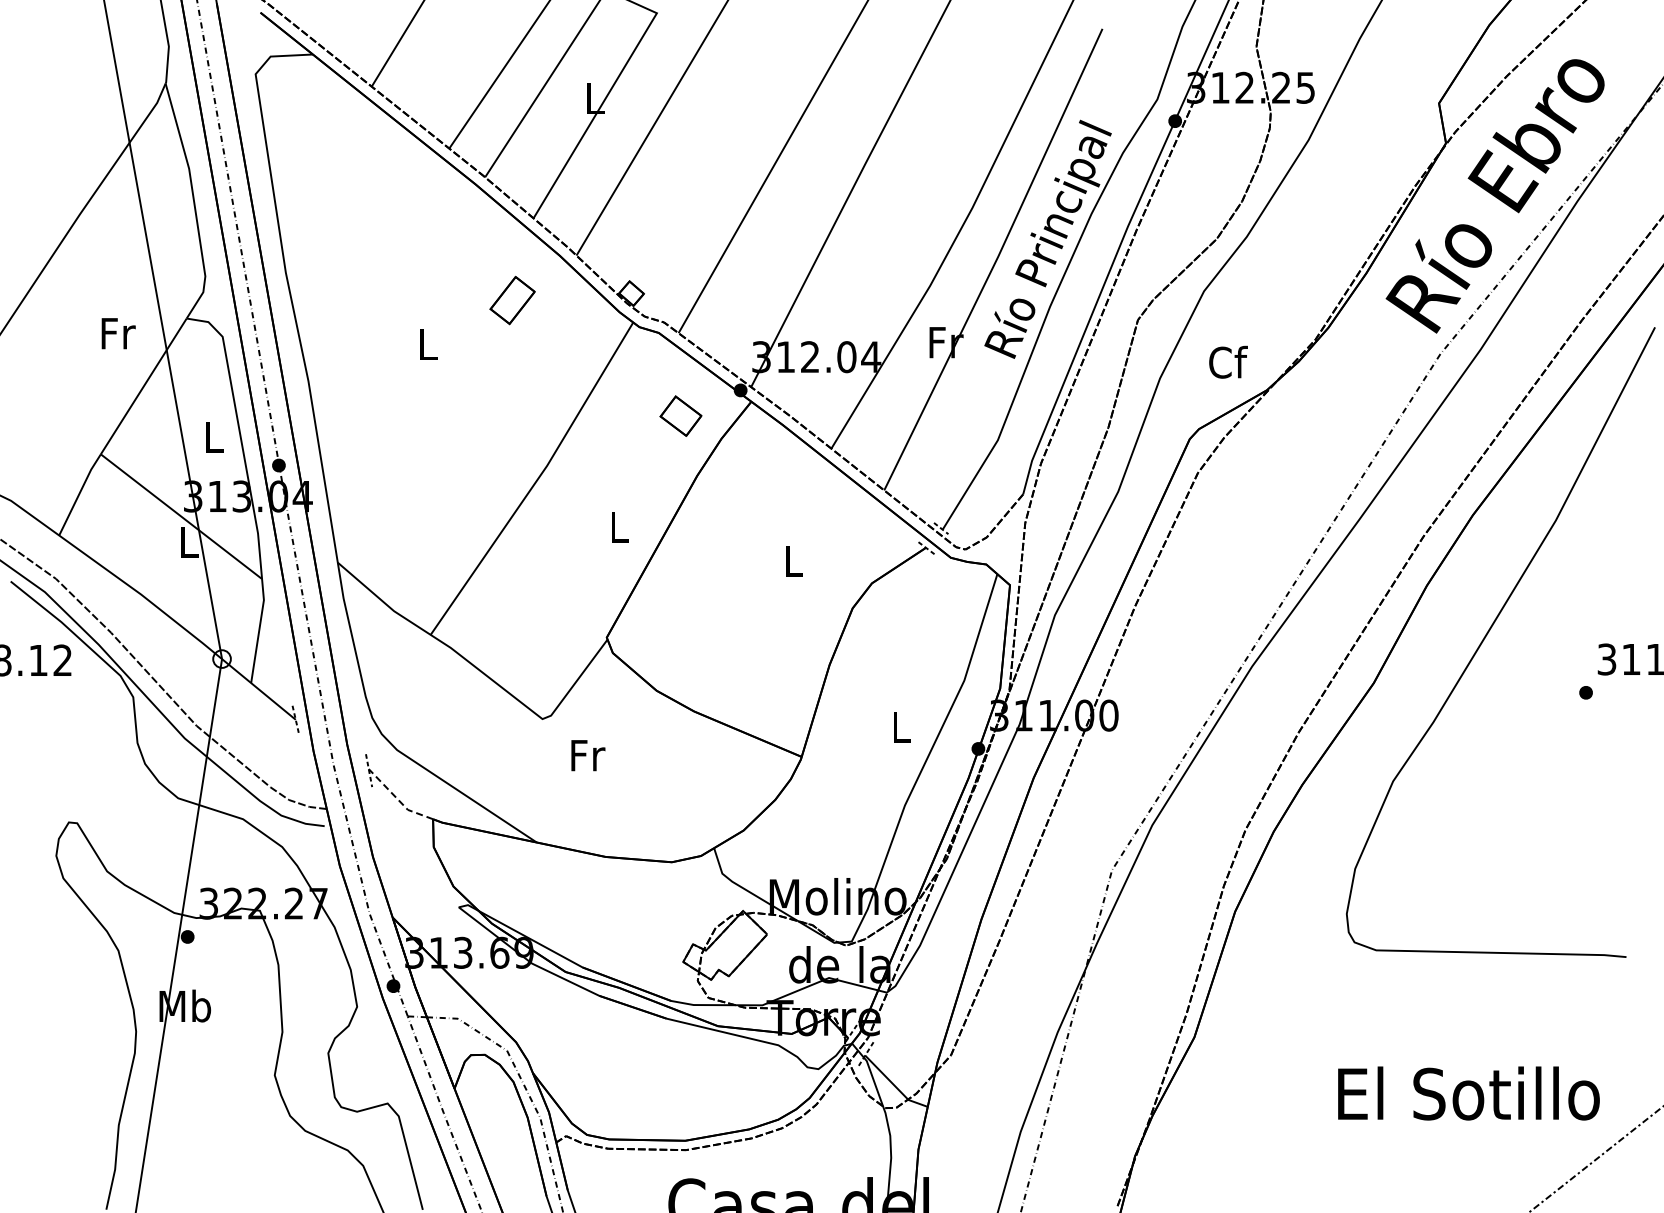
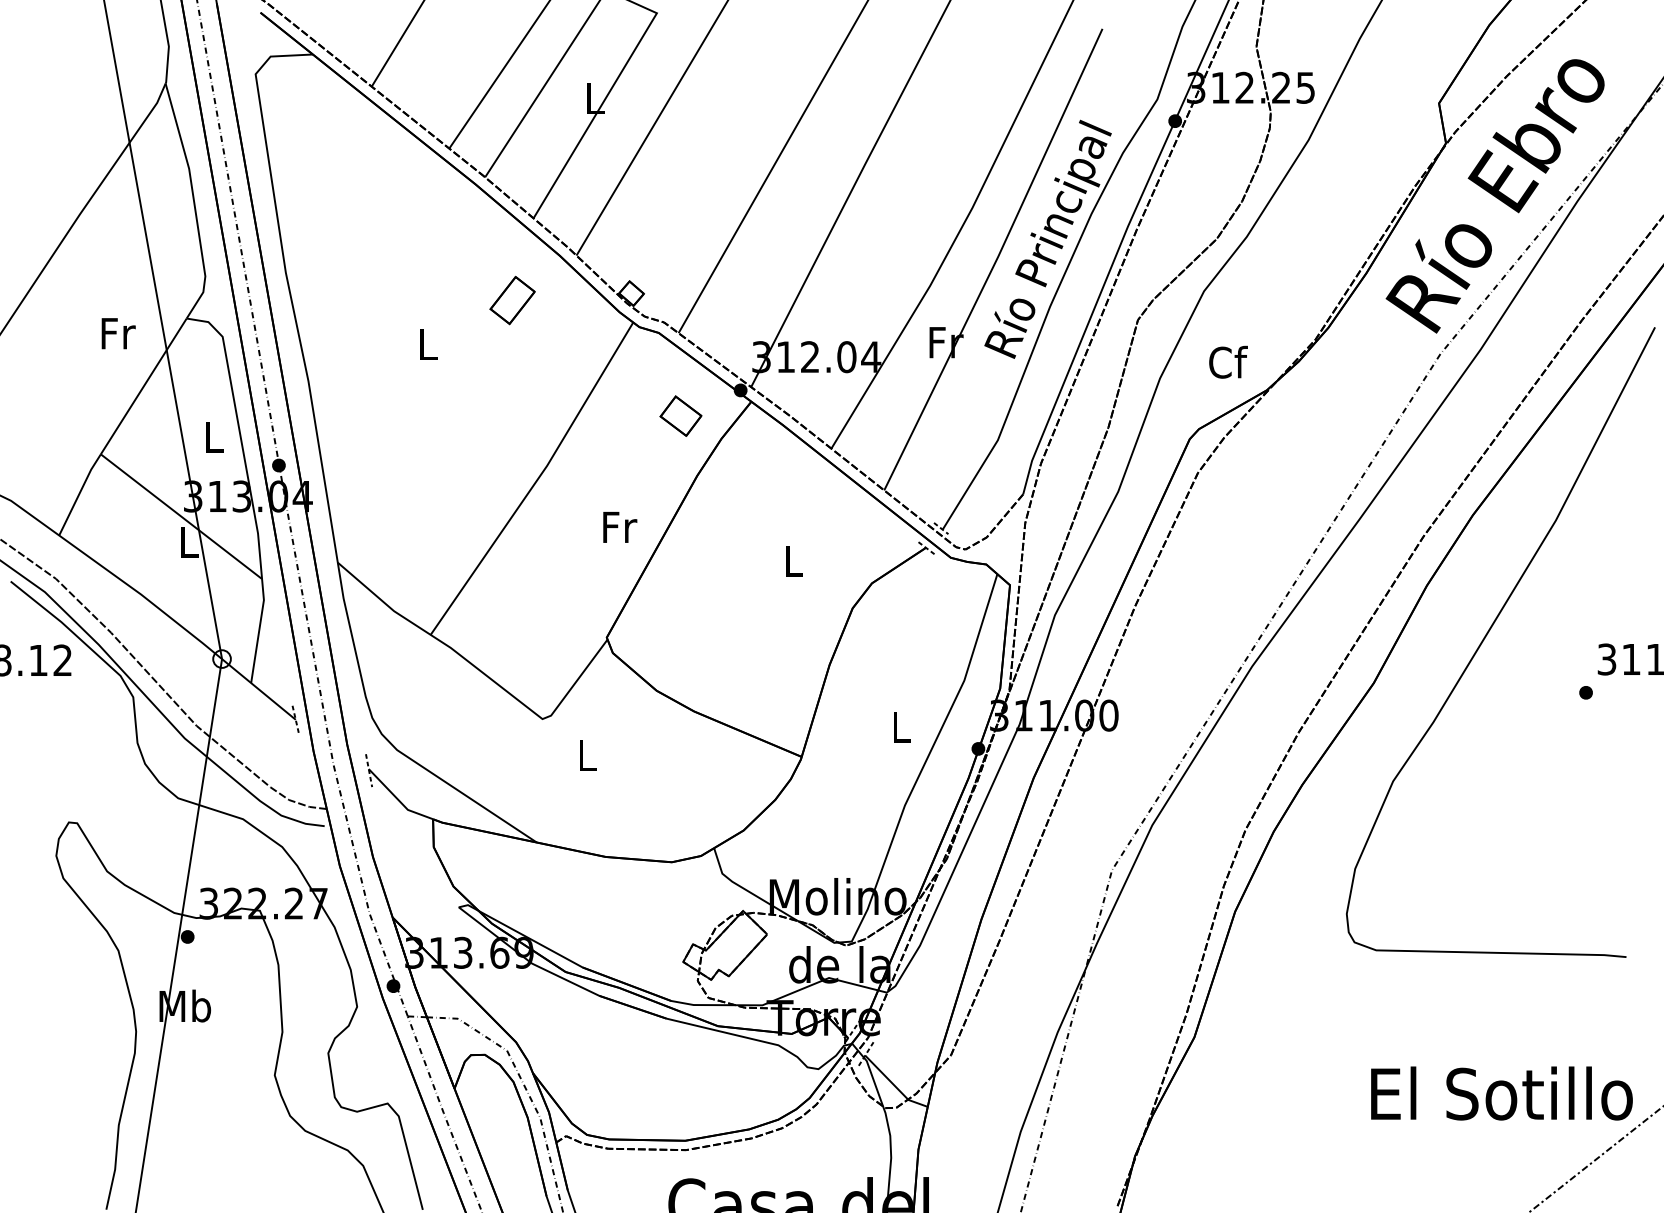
text: L -> Fr (620, 526)
text: Fr -> L (588, 755)
line: dashed -> solid (397, 799)
text position: (1468, 1093) -> (1501, 1093) (1501, 1093)
